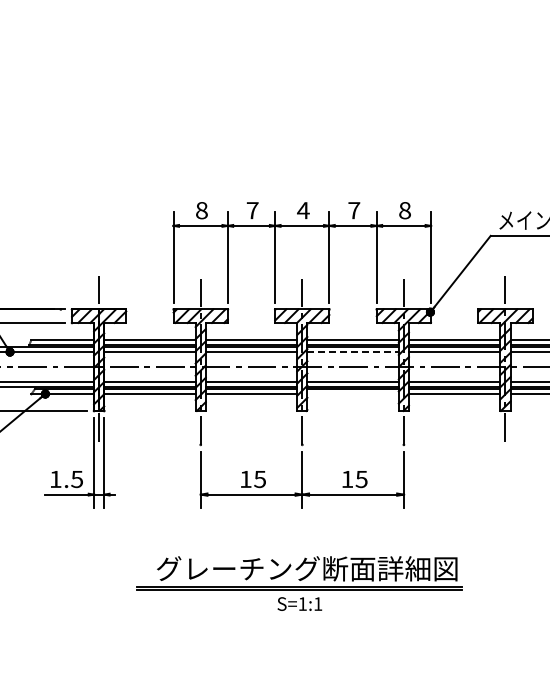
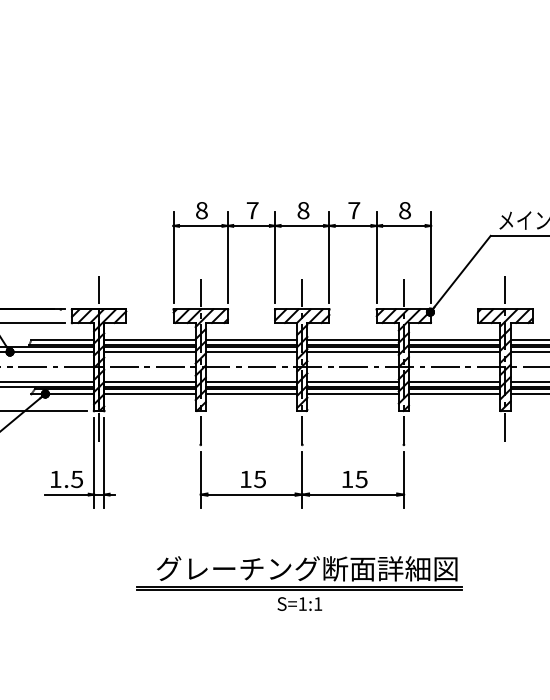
text: 4 -> 8 (303, 210)
line: dashed -> solid (353, 352)
line: none -> present (352, 394)
